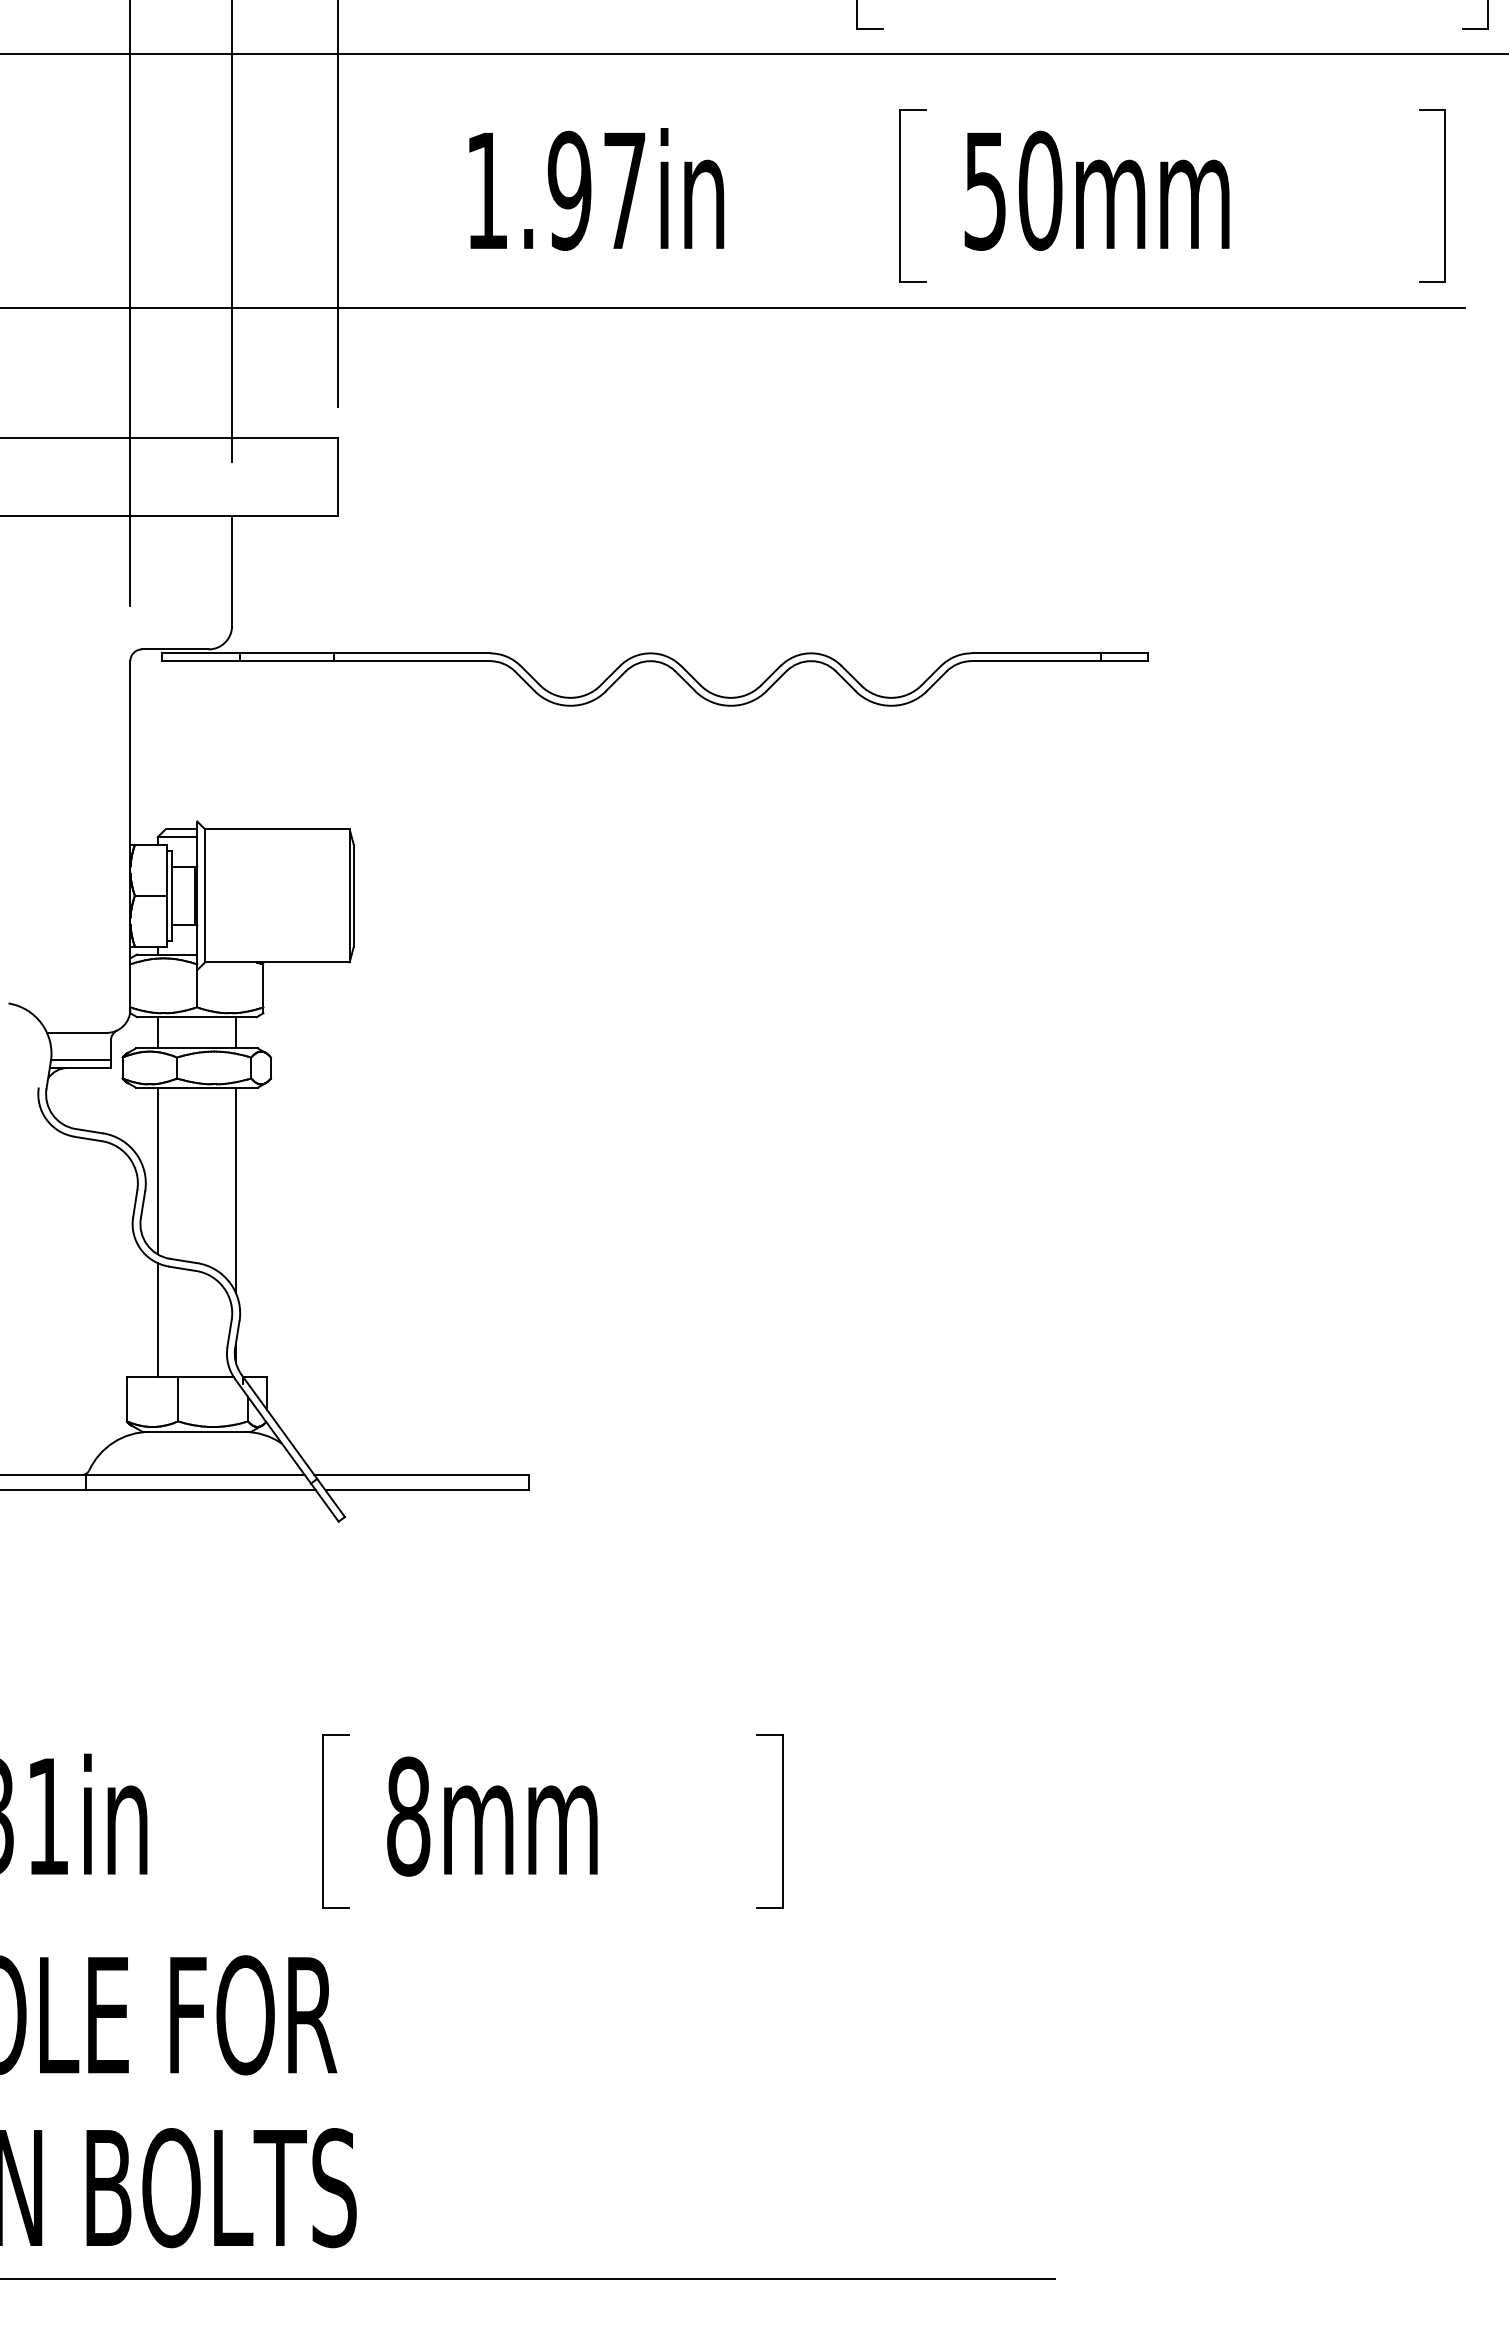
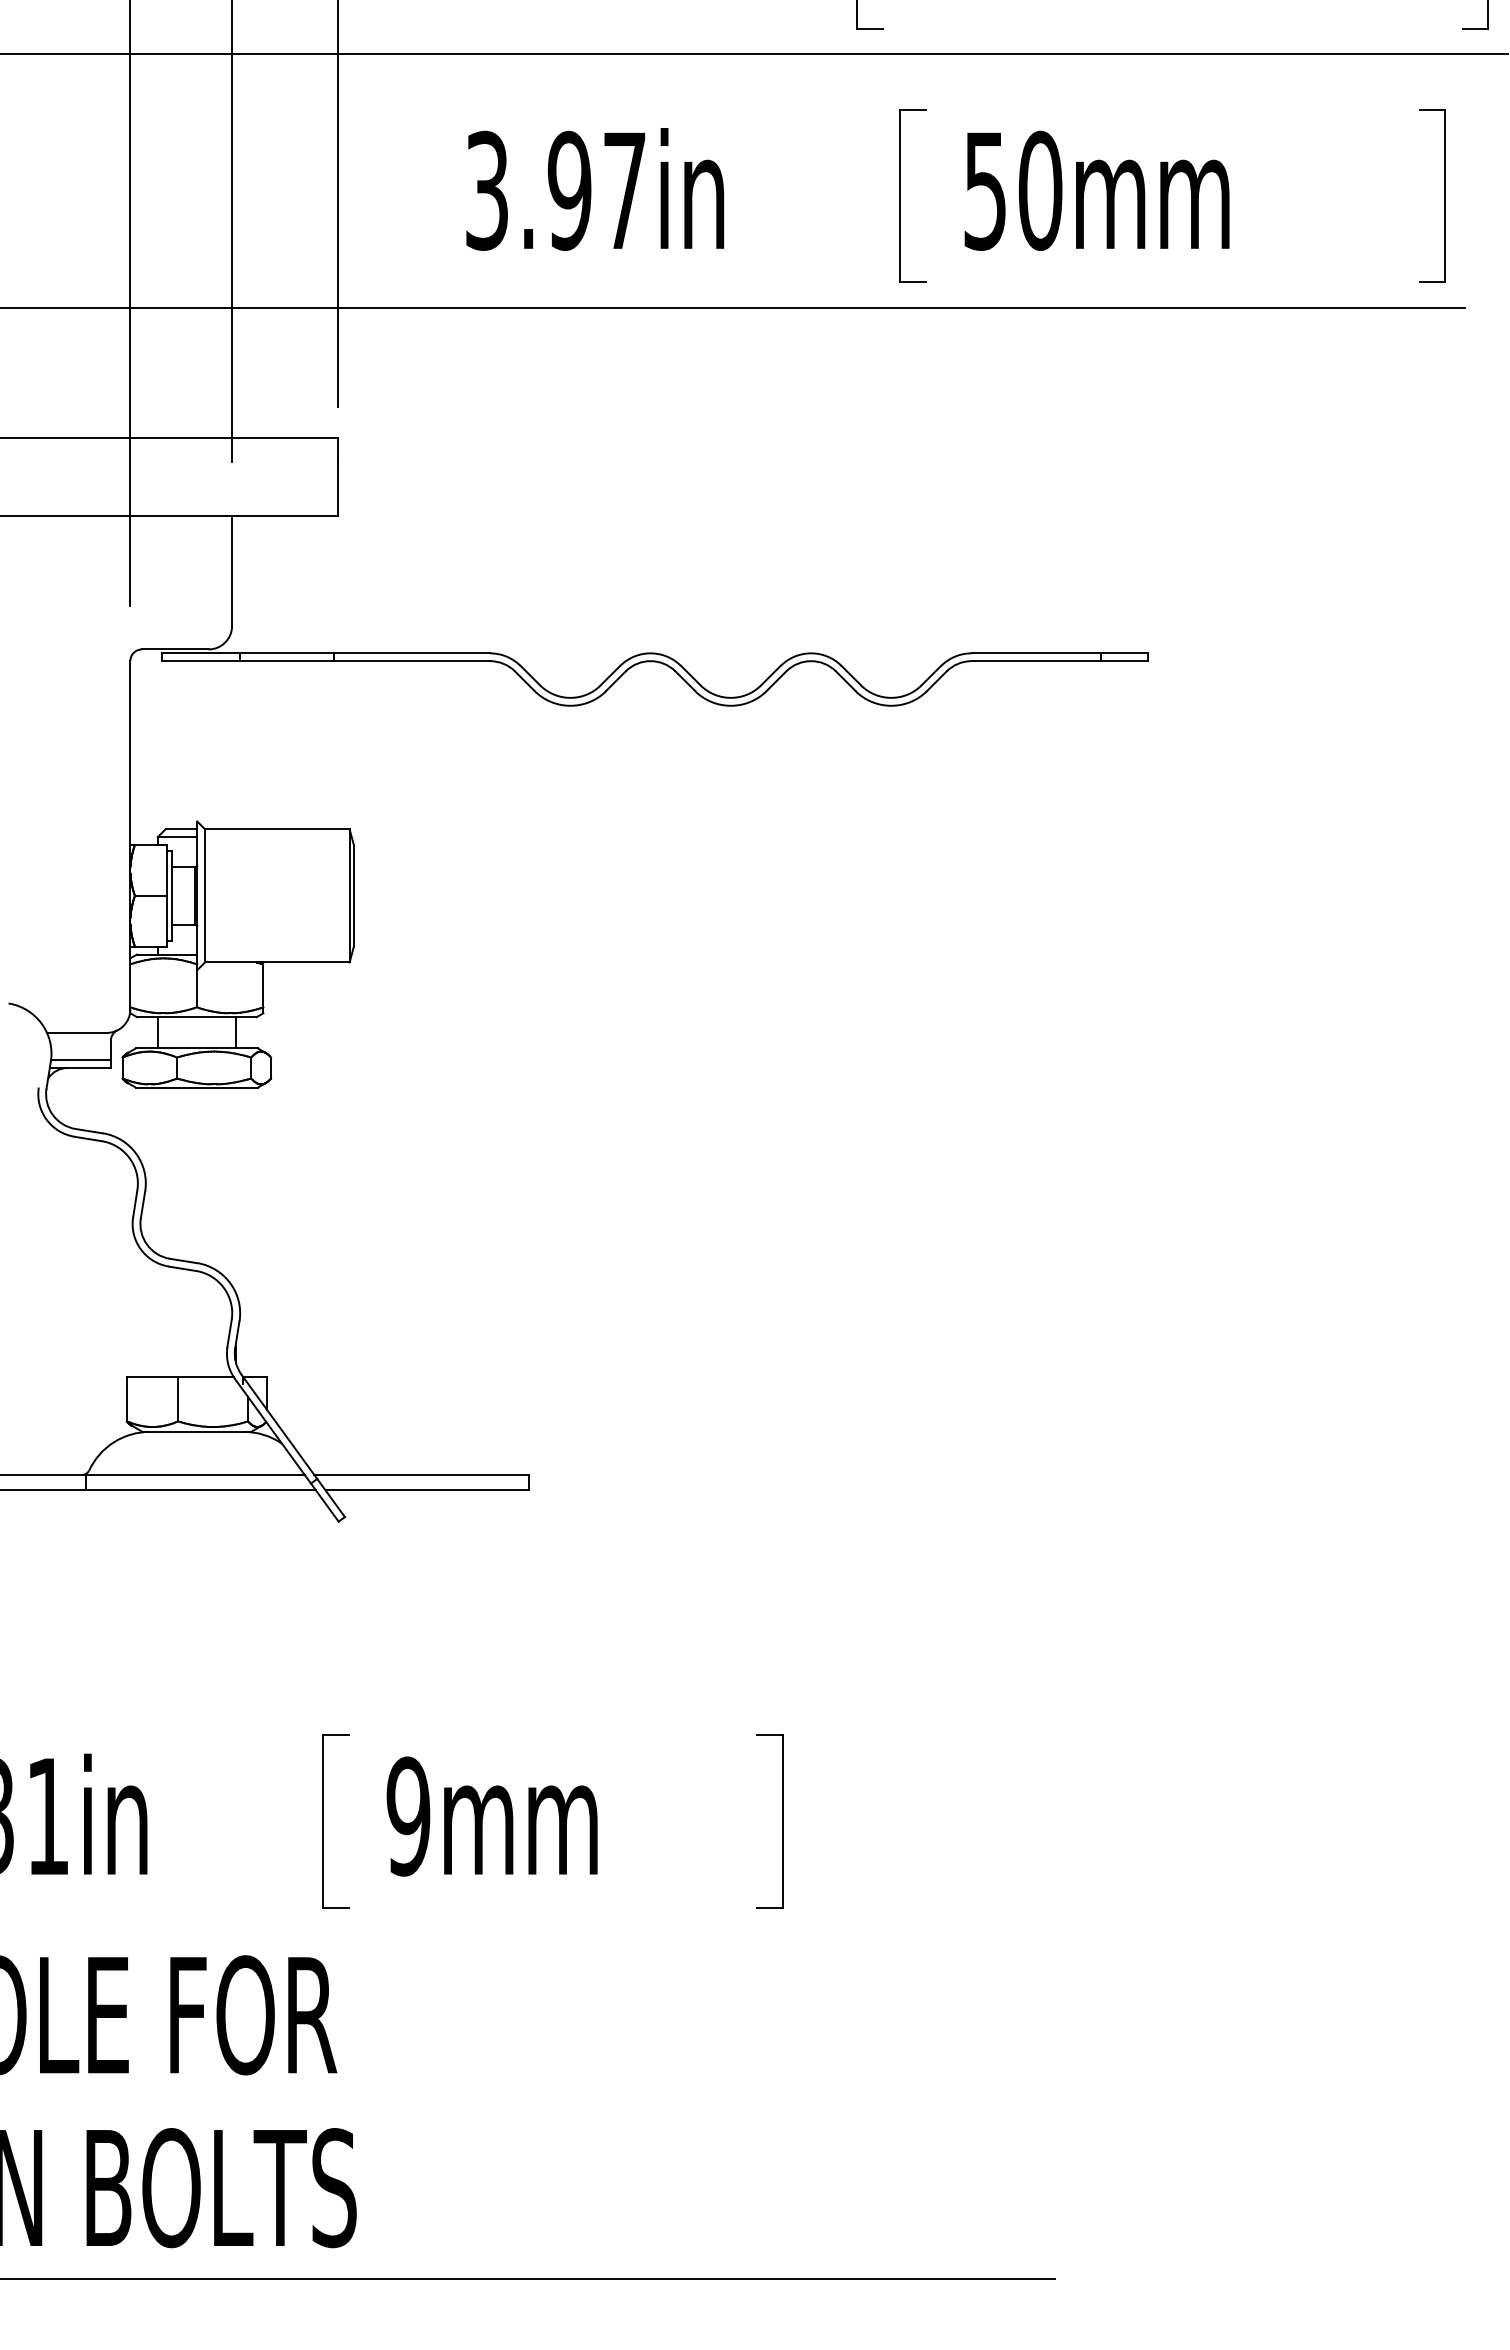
text: 1.97in -> 3.97in (486, 190)
line: present -> none (157, 1170)
line: present -> none (236, 1190)
line: present -> none (157, 1320)
text: 8mm -> 9mm (408, 1816)
